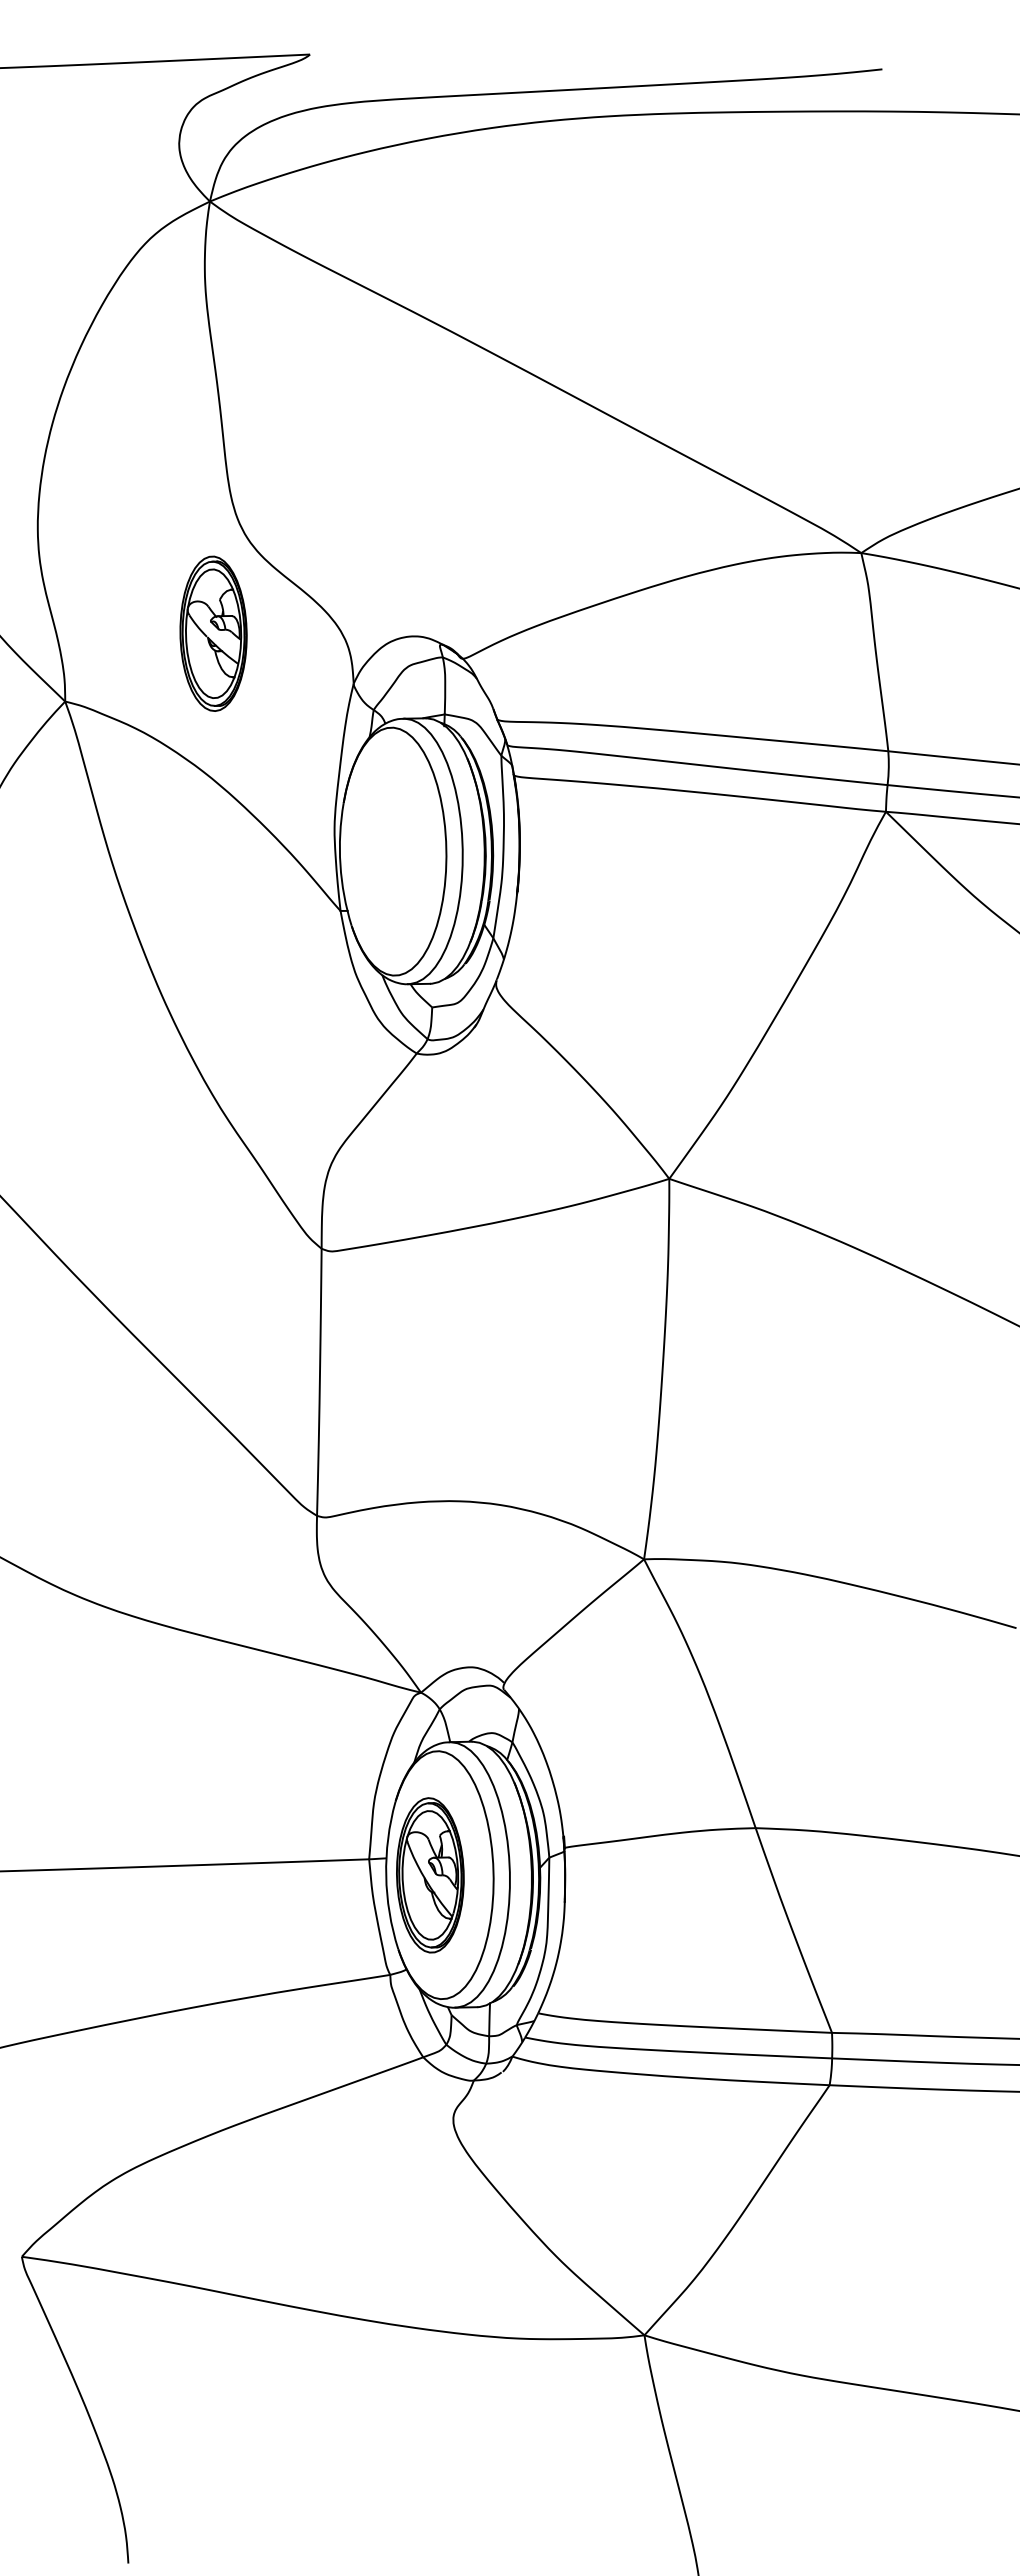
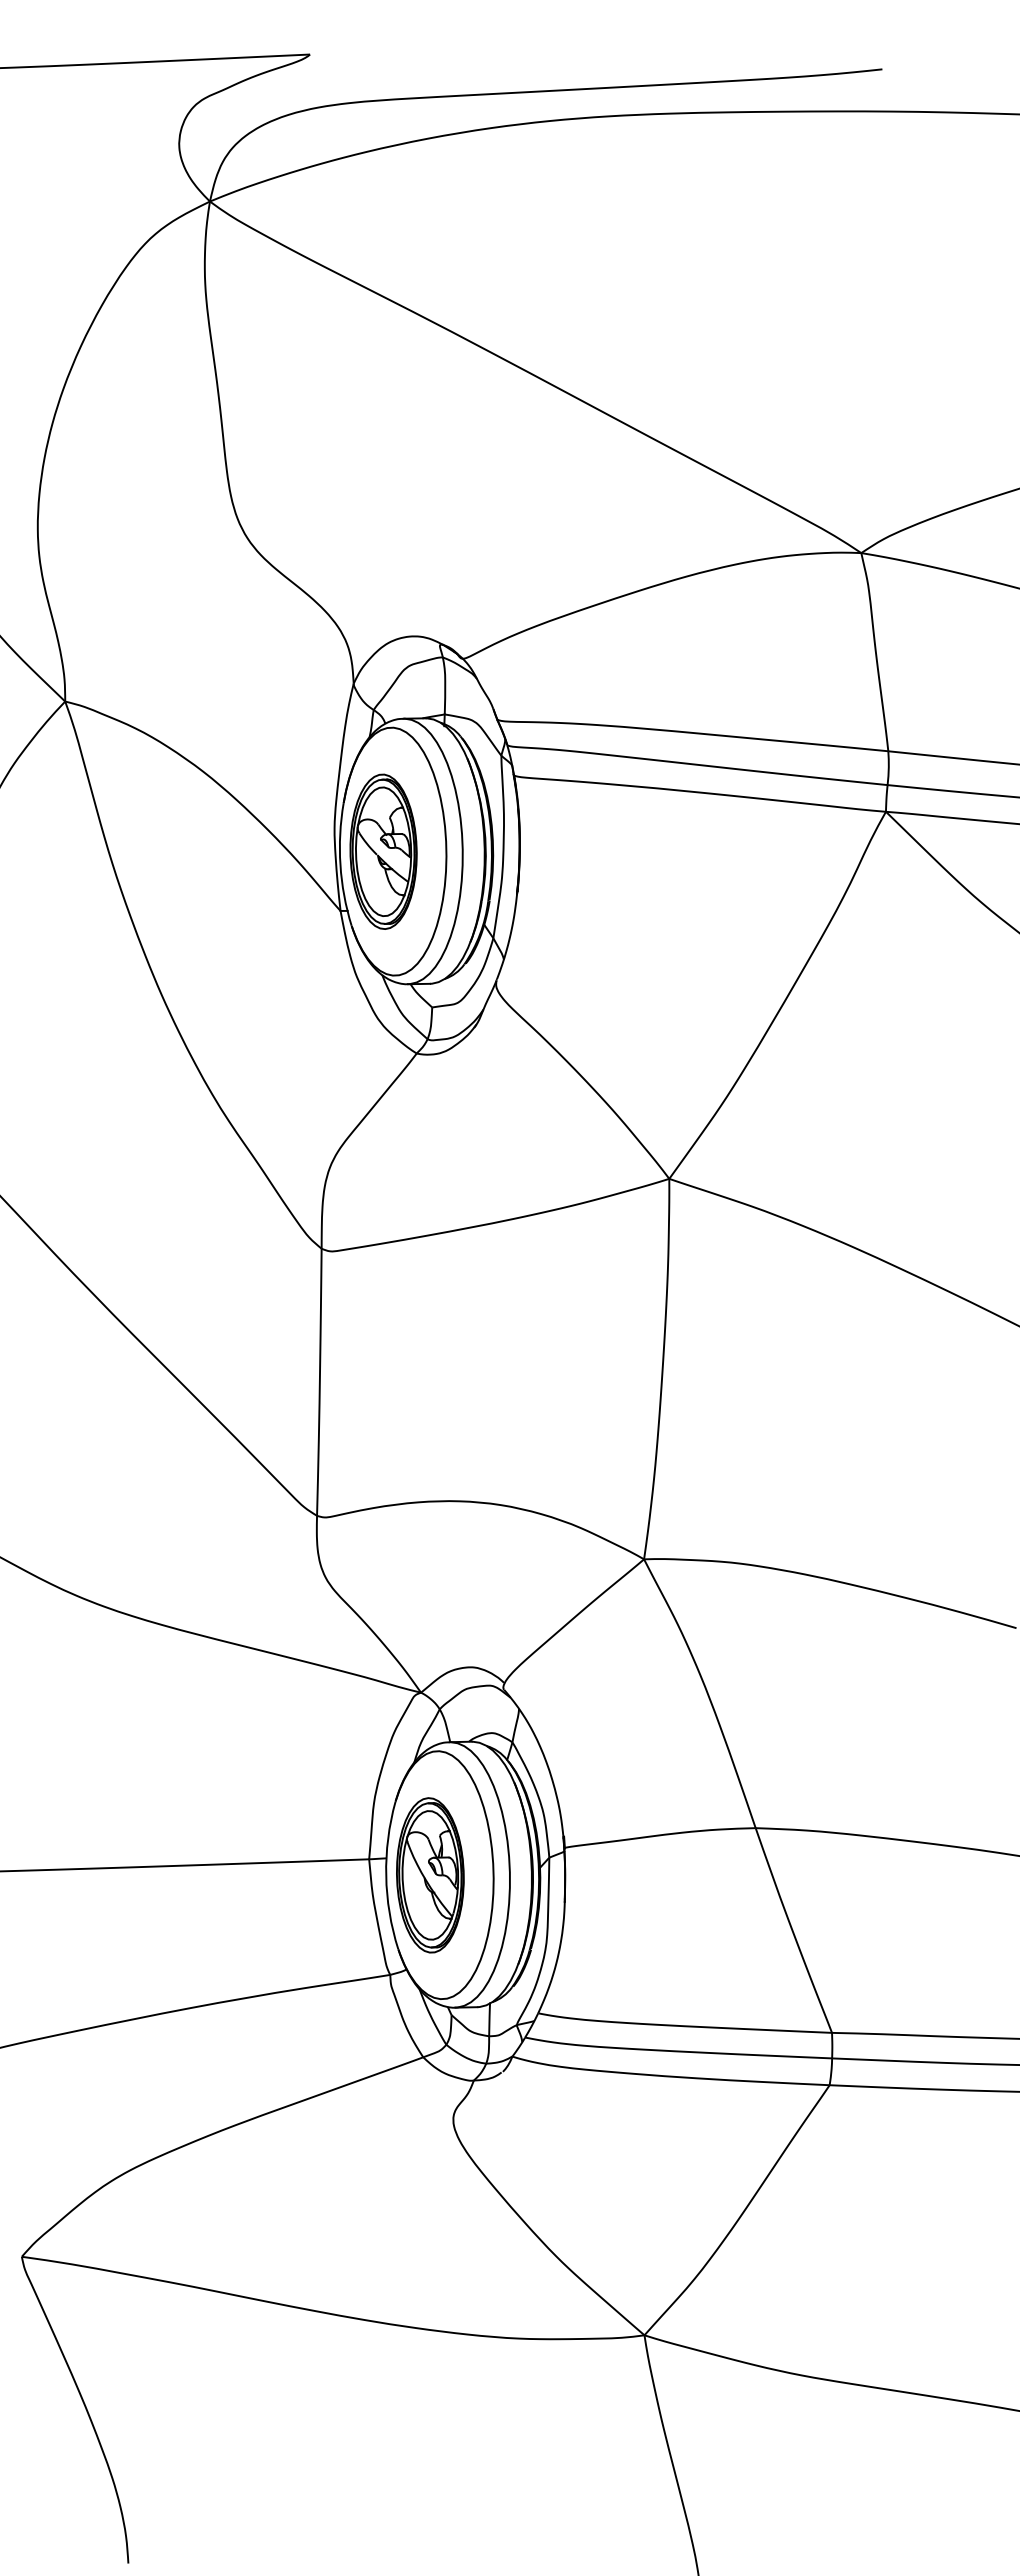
part position: (213, 633) -> (383, 851) (383, 851)
